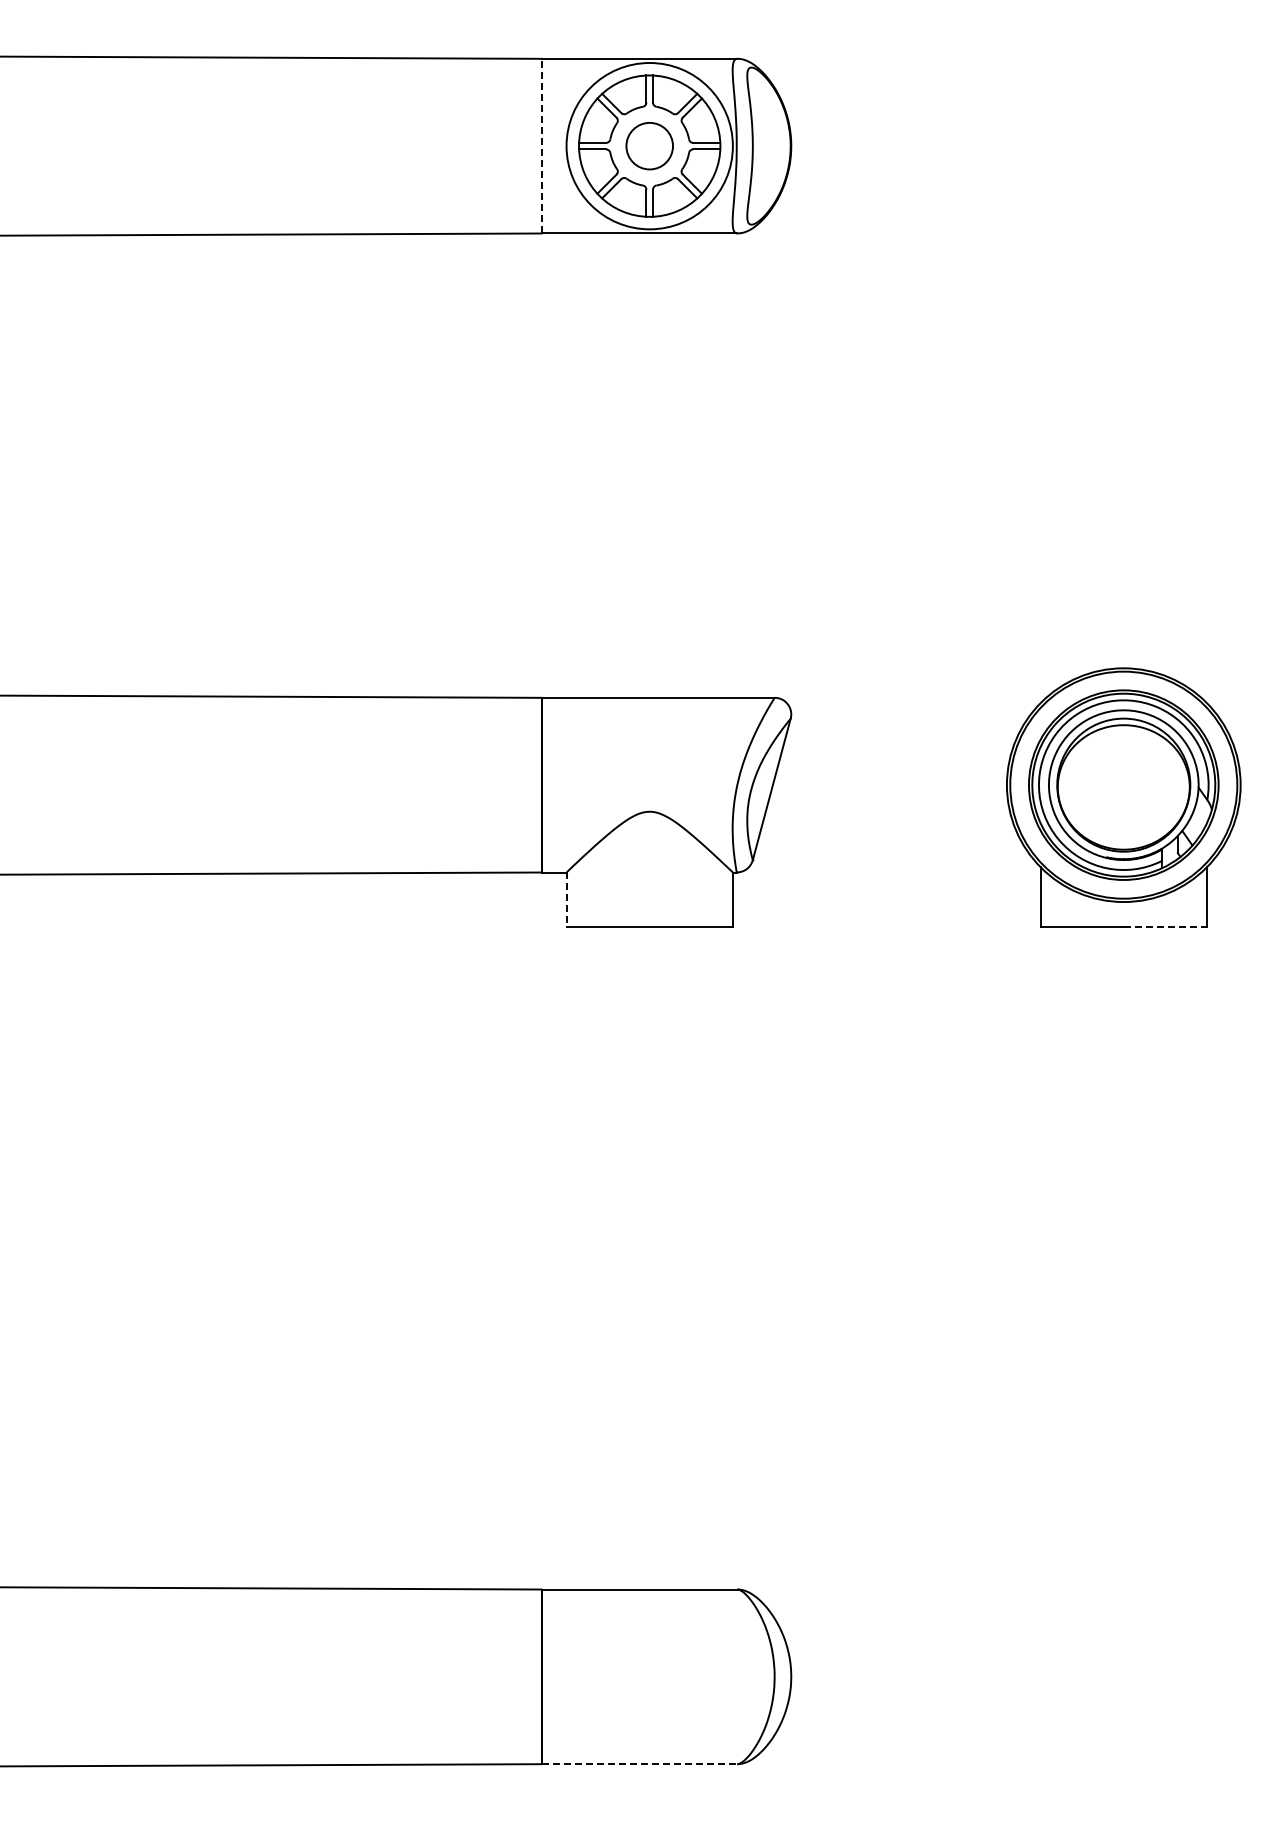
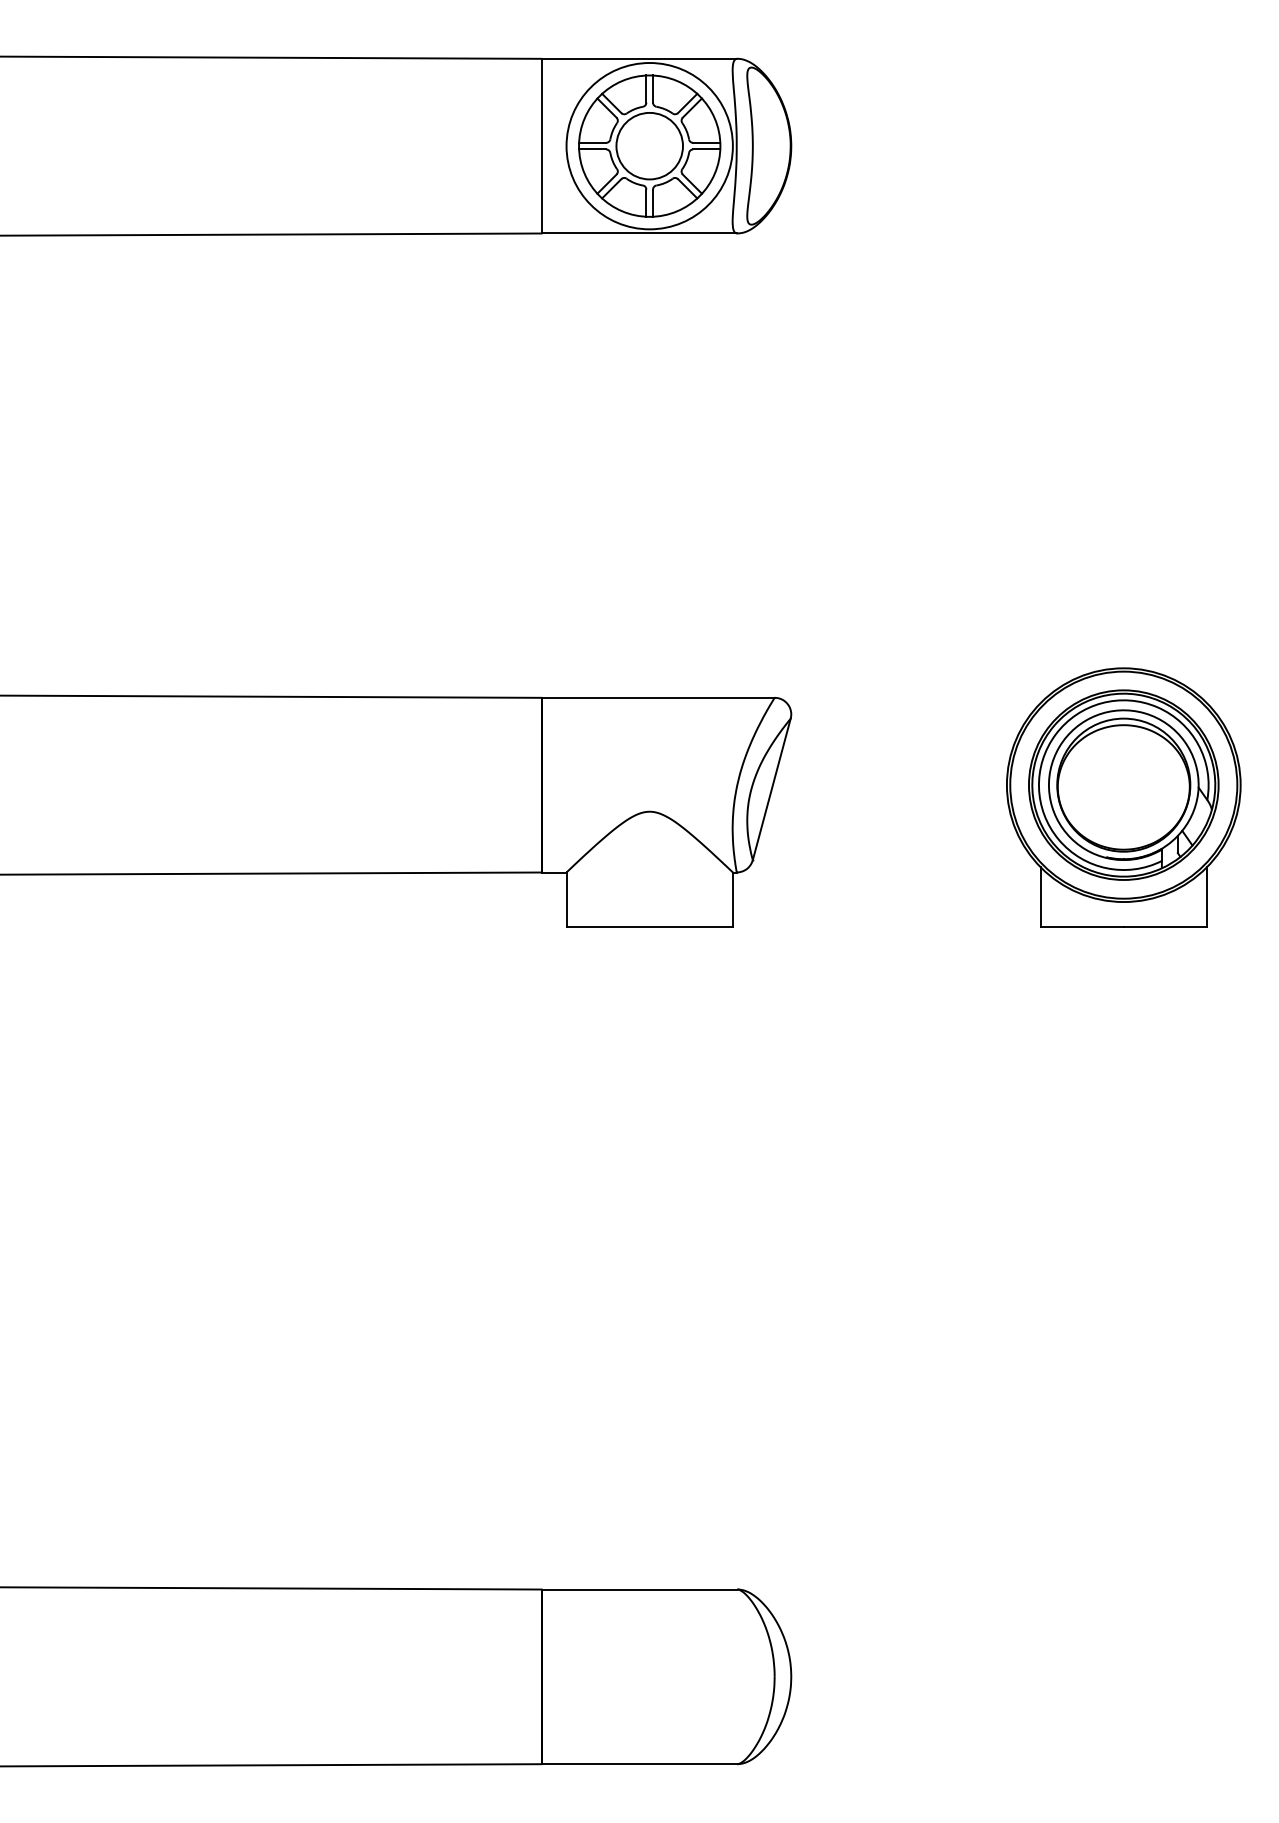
line: dashed -> solid (541, 145)
circle diameter: 47 px -> 67 px (649, 145)
line: dashed -> solid (566, 899)
line: dashed -> solid (1165, 926)
line: dashed -> solid (639, 1764)
